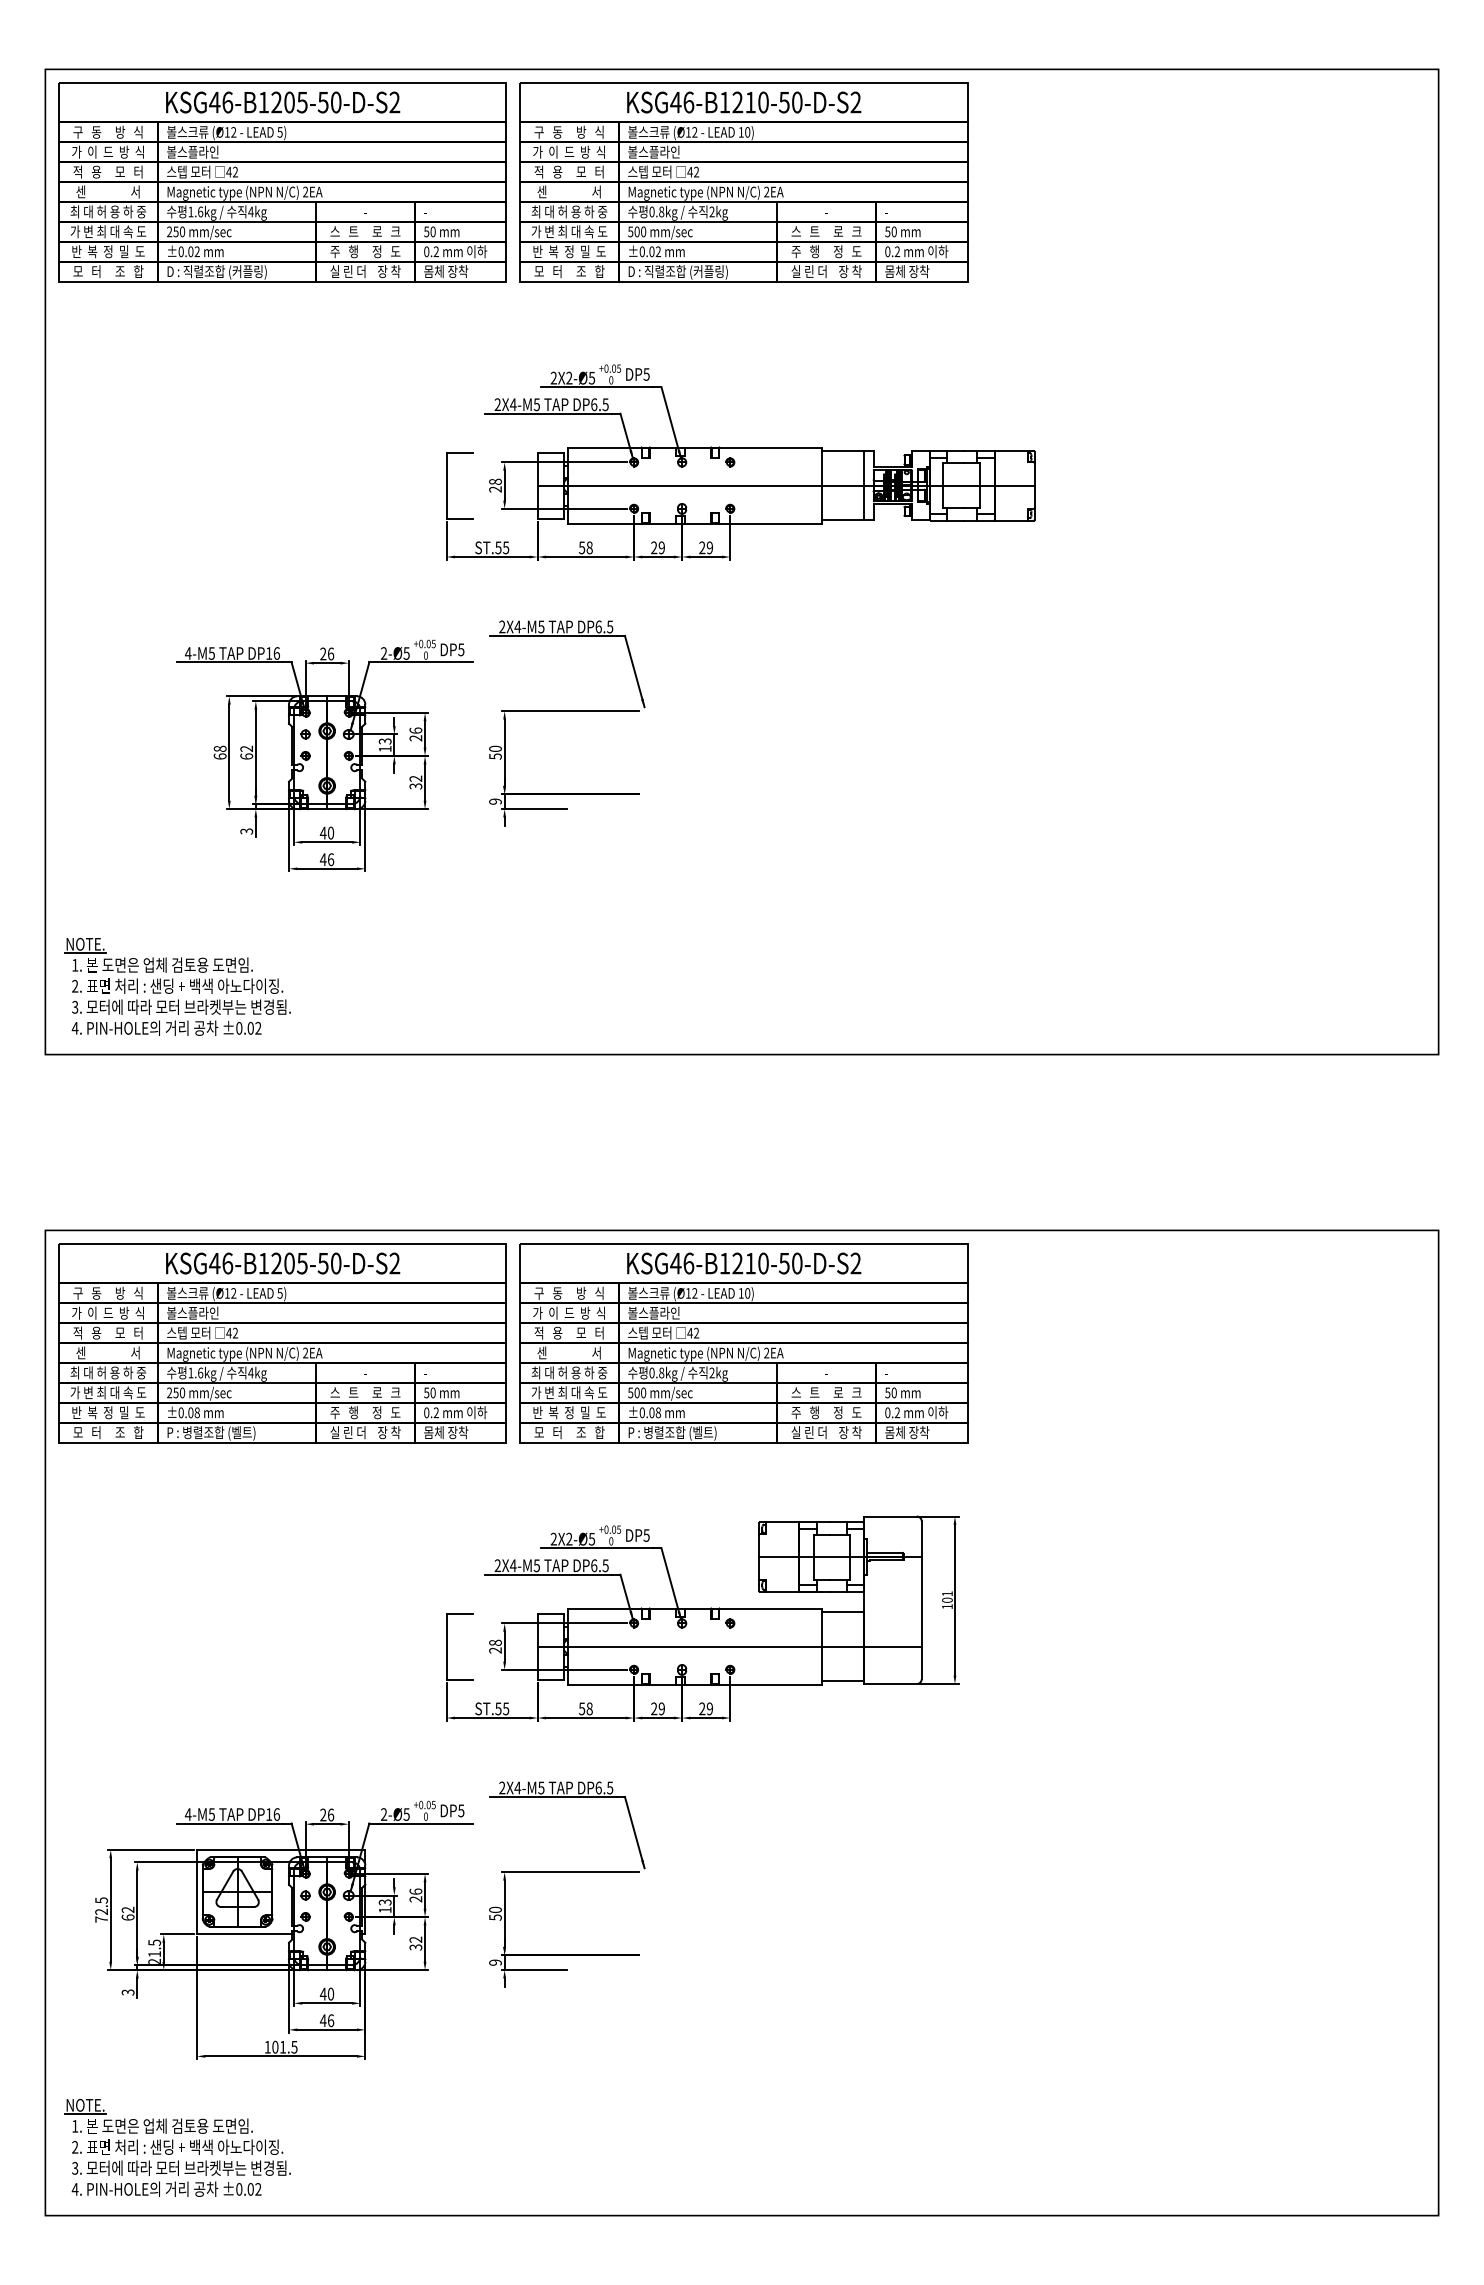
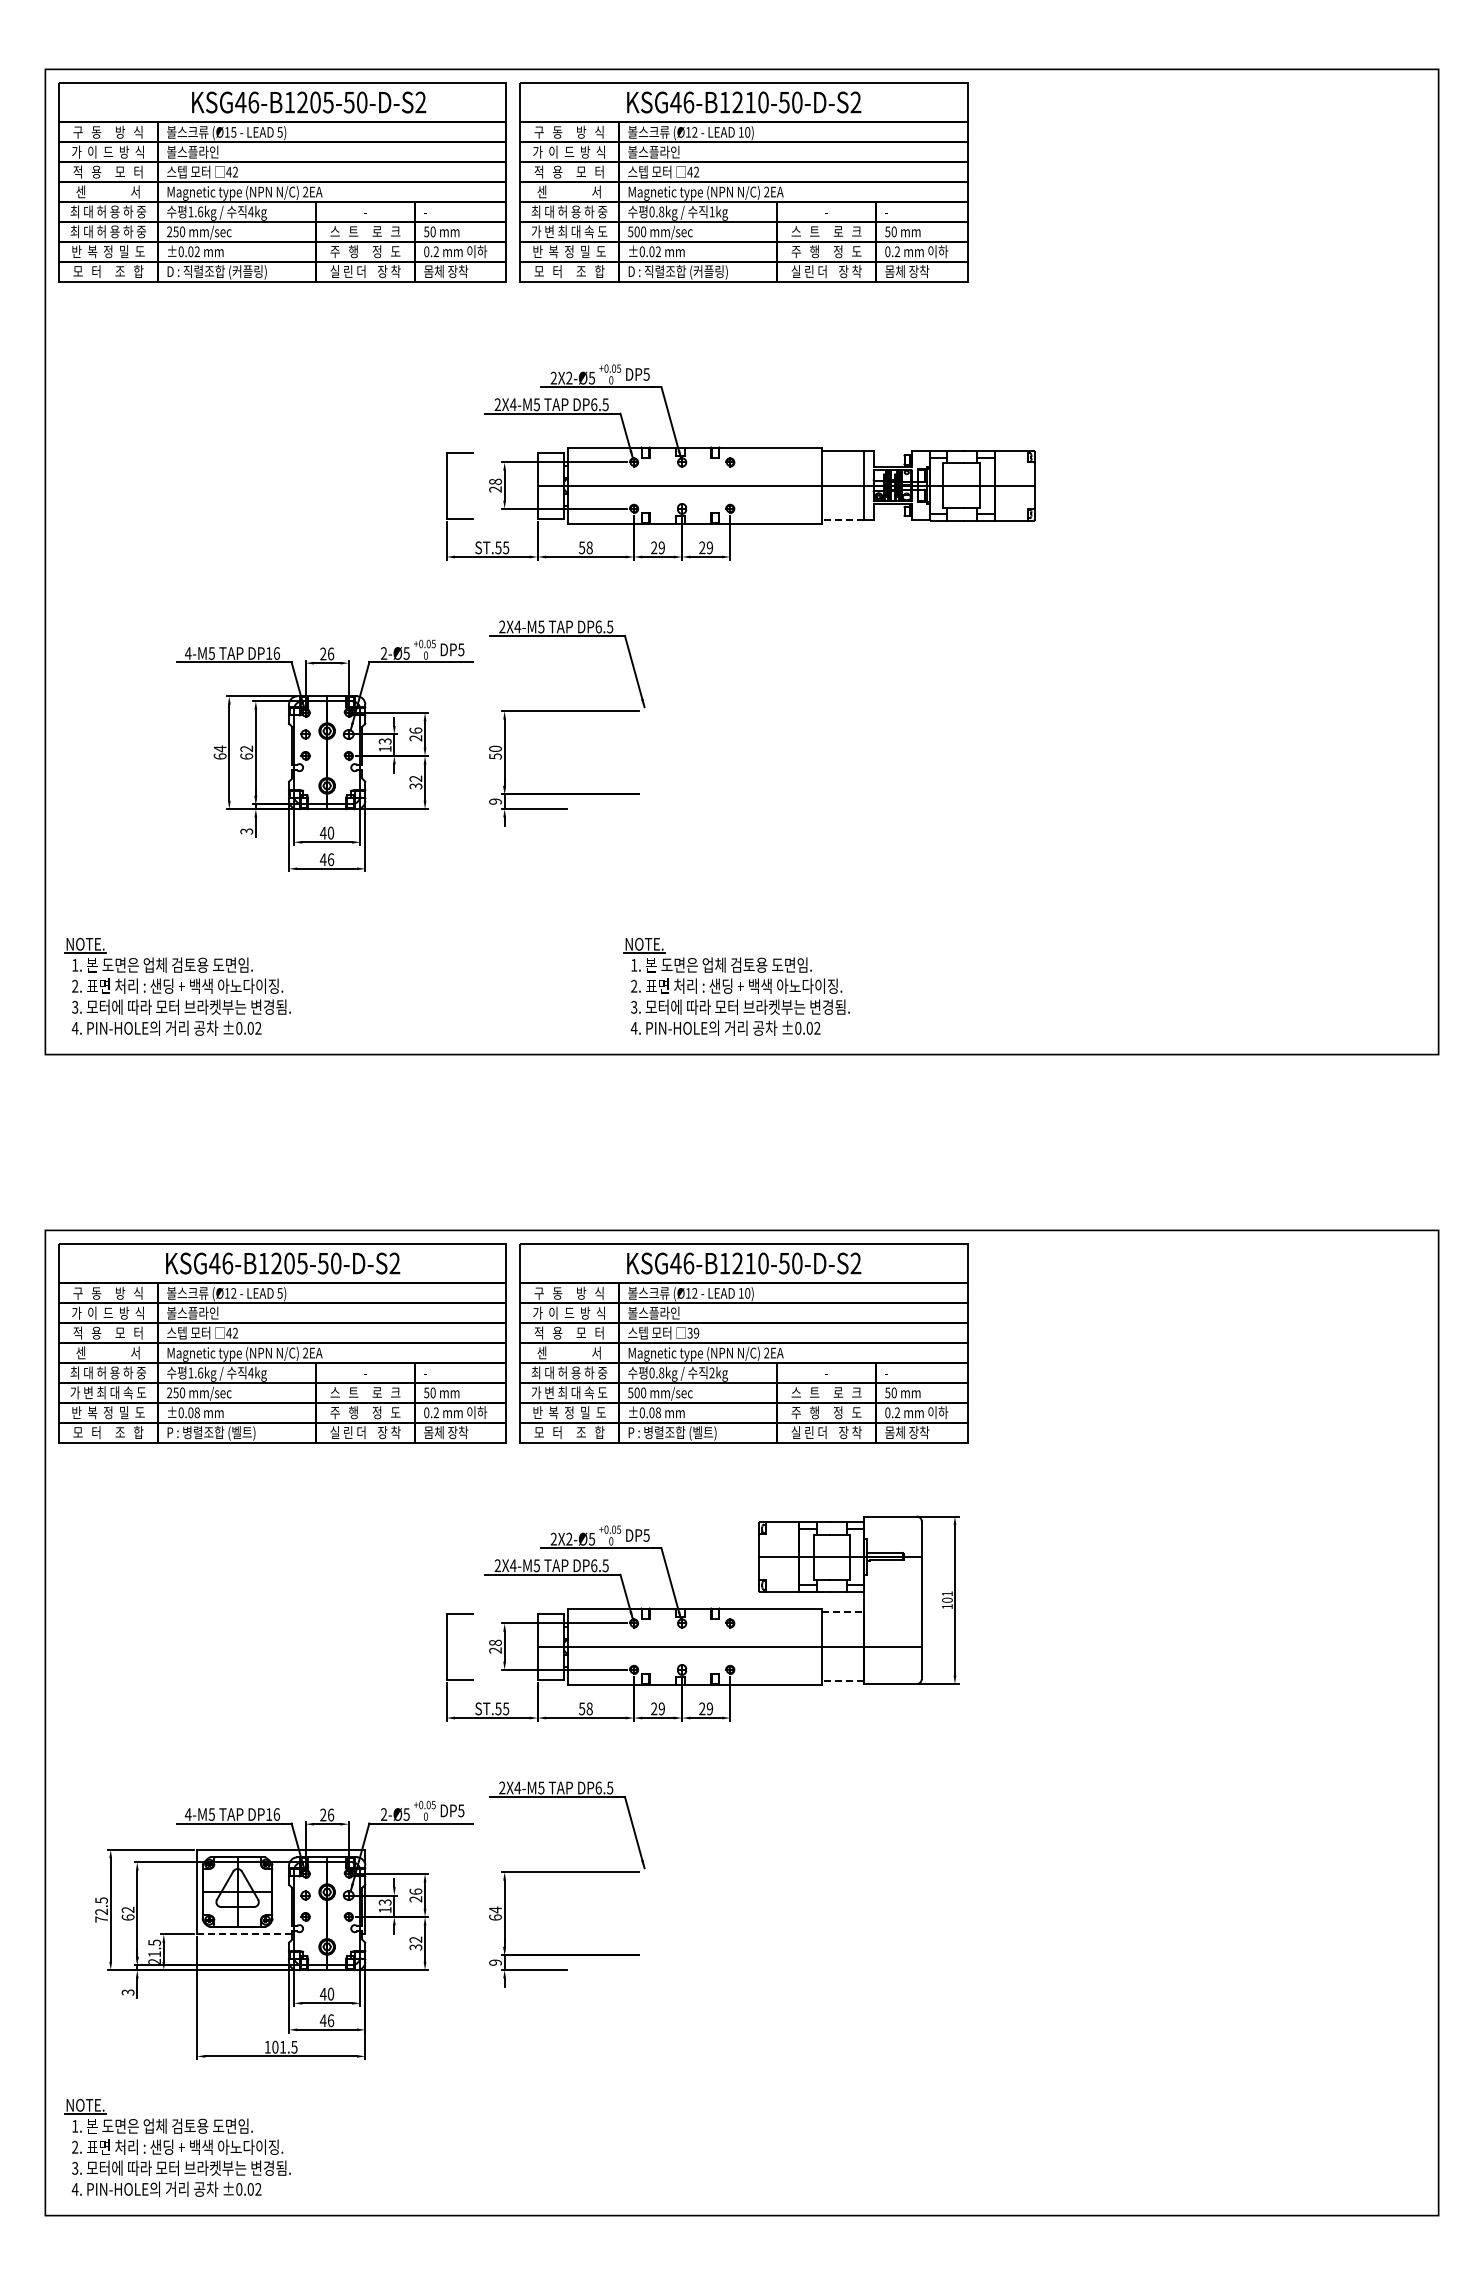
text position: (283, 102) -> (309, 102) (309, 102)
text: (Ø12 -> (Ø15 (233, 132)
text: 2kg -> 1kg (711, 211)
text: 가 변 최 대 속 도 -> 최 대 허 용 하 중 (108, 231)
line: solid -> dashed (843, 520)
text: 68 -> 64 (219, 748)
part: none -> present (736, 986)
text: 42 -> 39 (693, 1332)
line: solid -> dashed (843, 1612)
line: solid -> dashed (843, 1681)
text: 50 -> 64 (495, 1913)
line: solid -> dashed (244, 1934)
